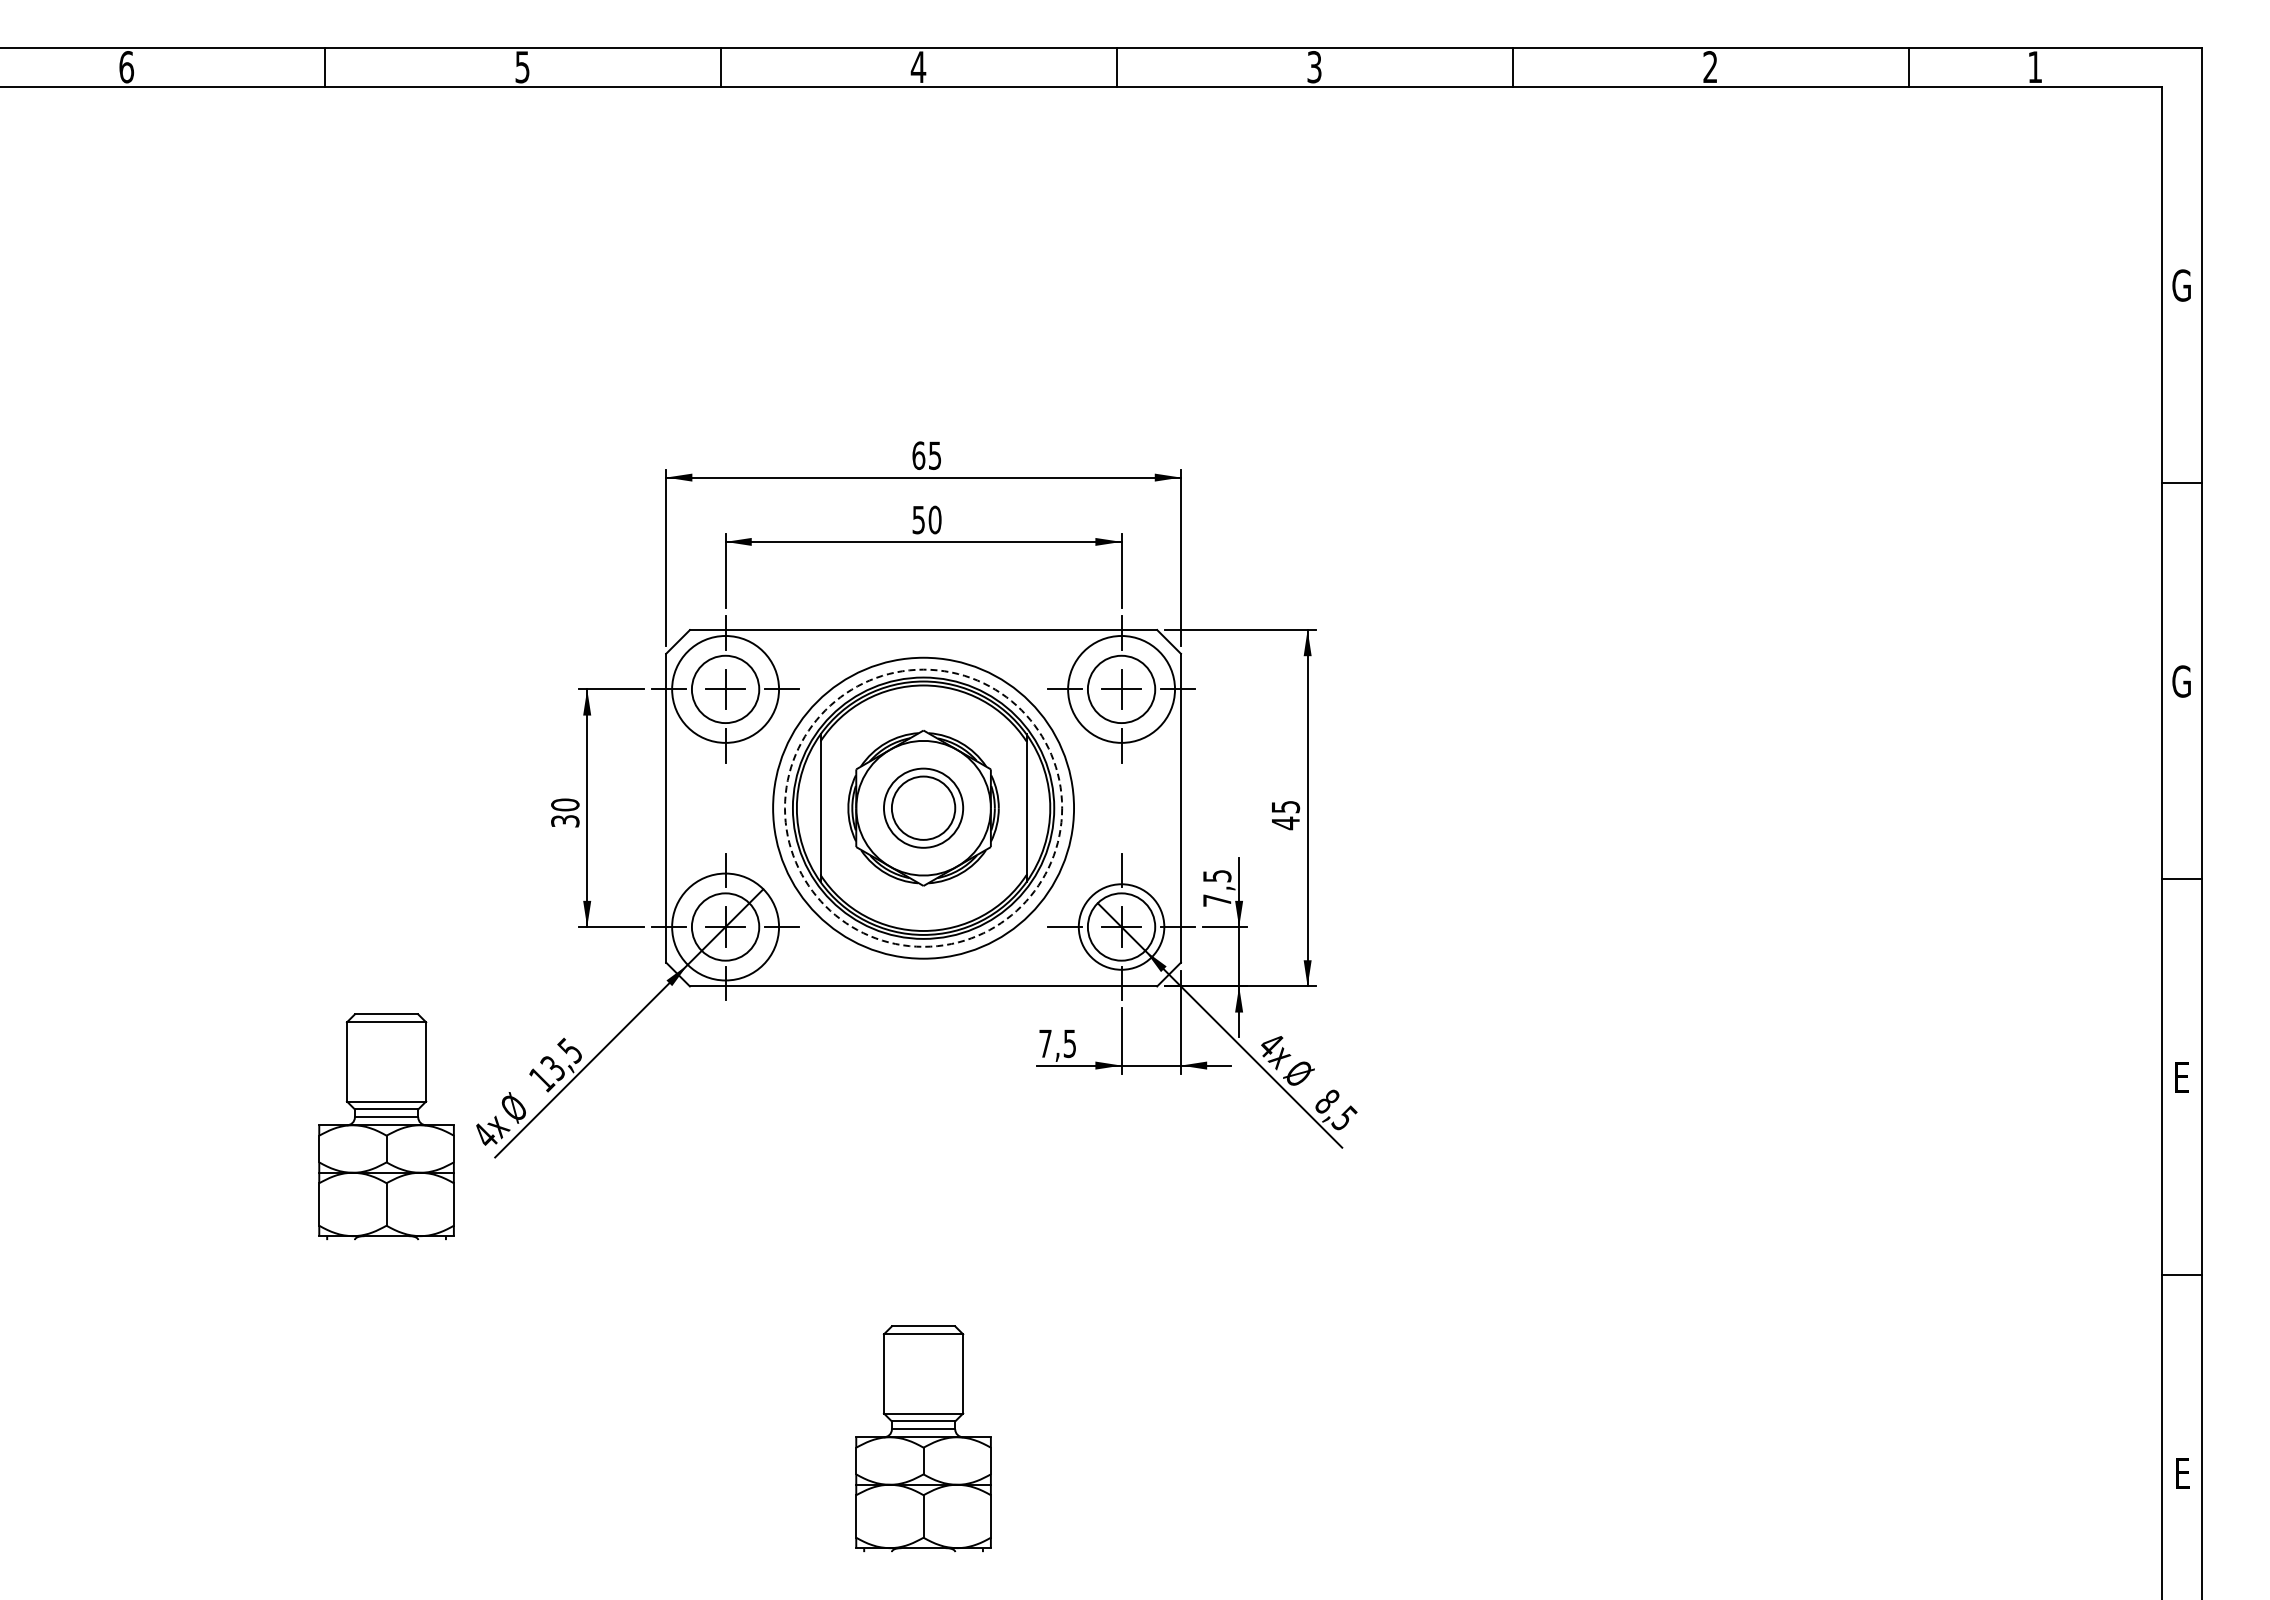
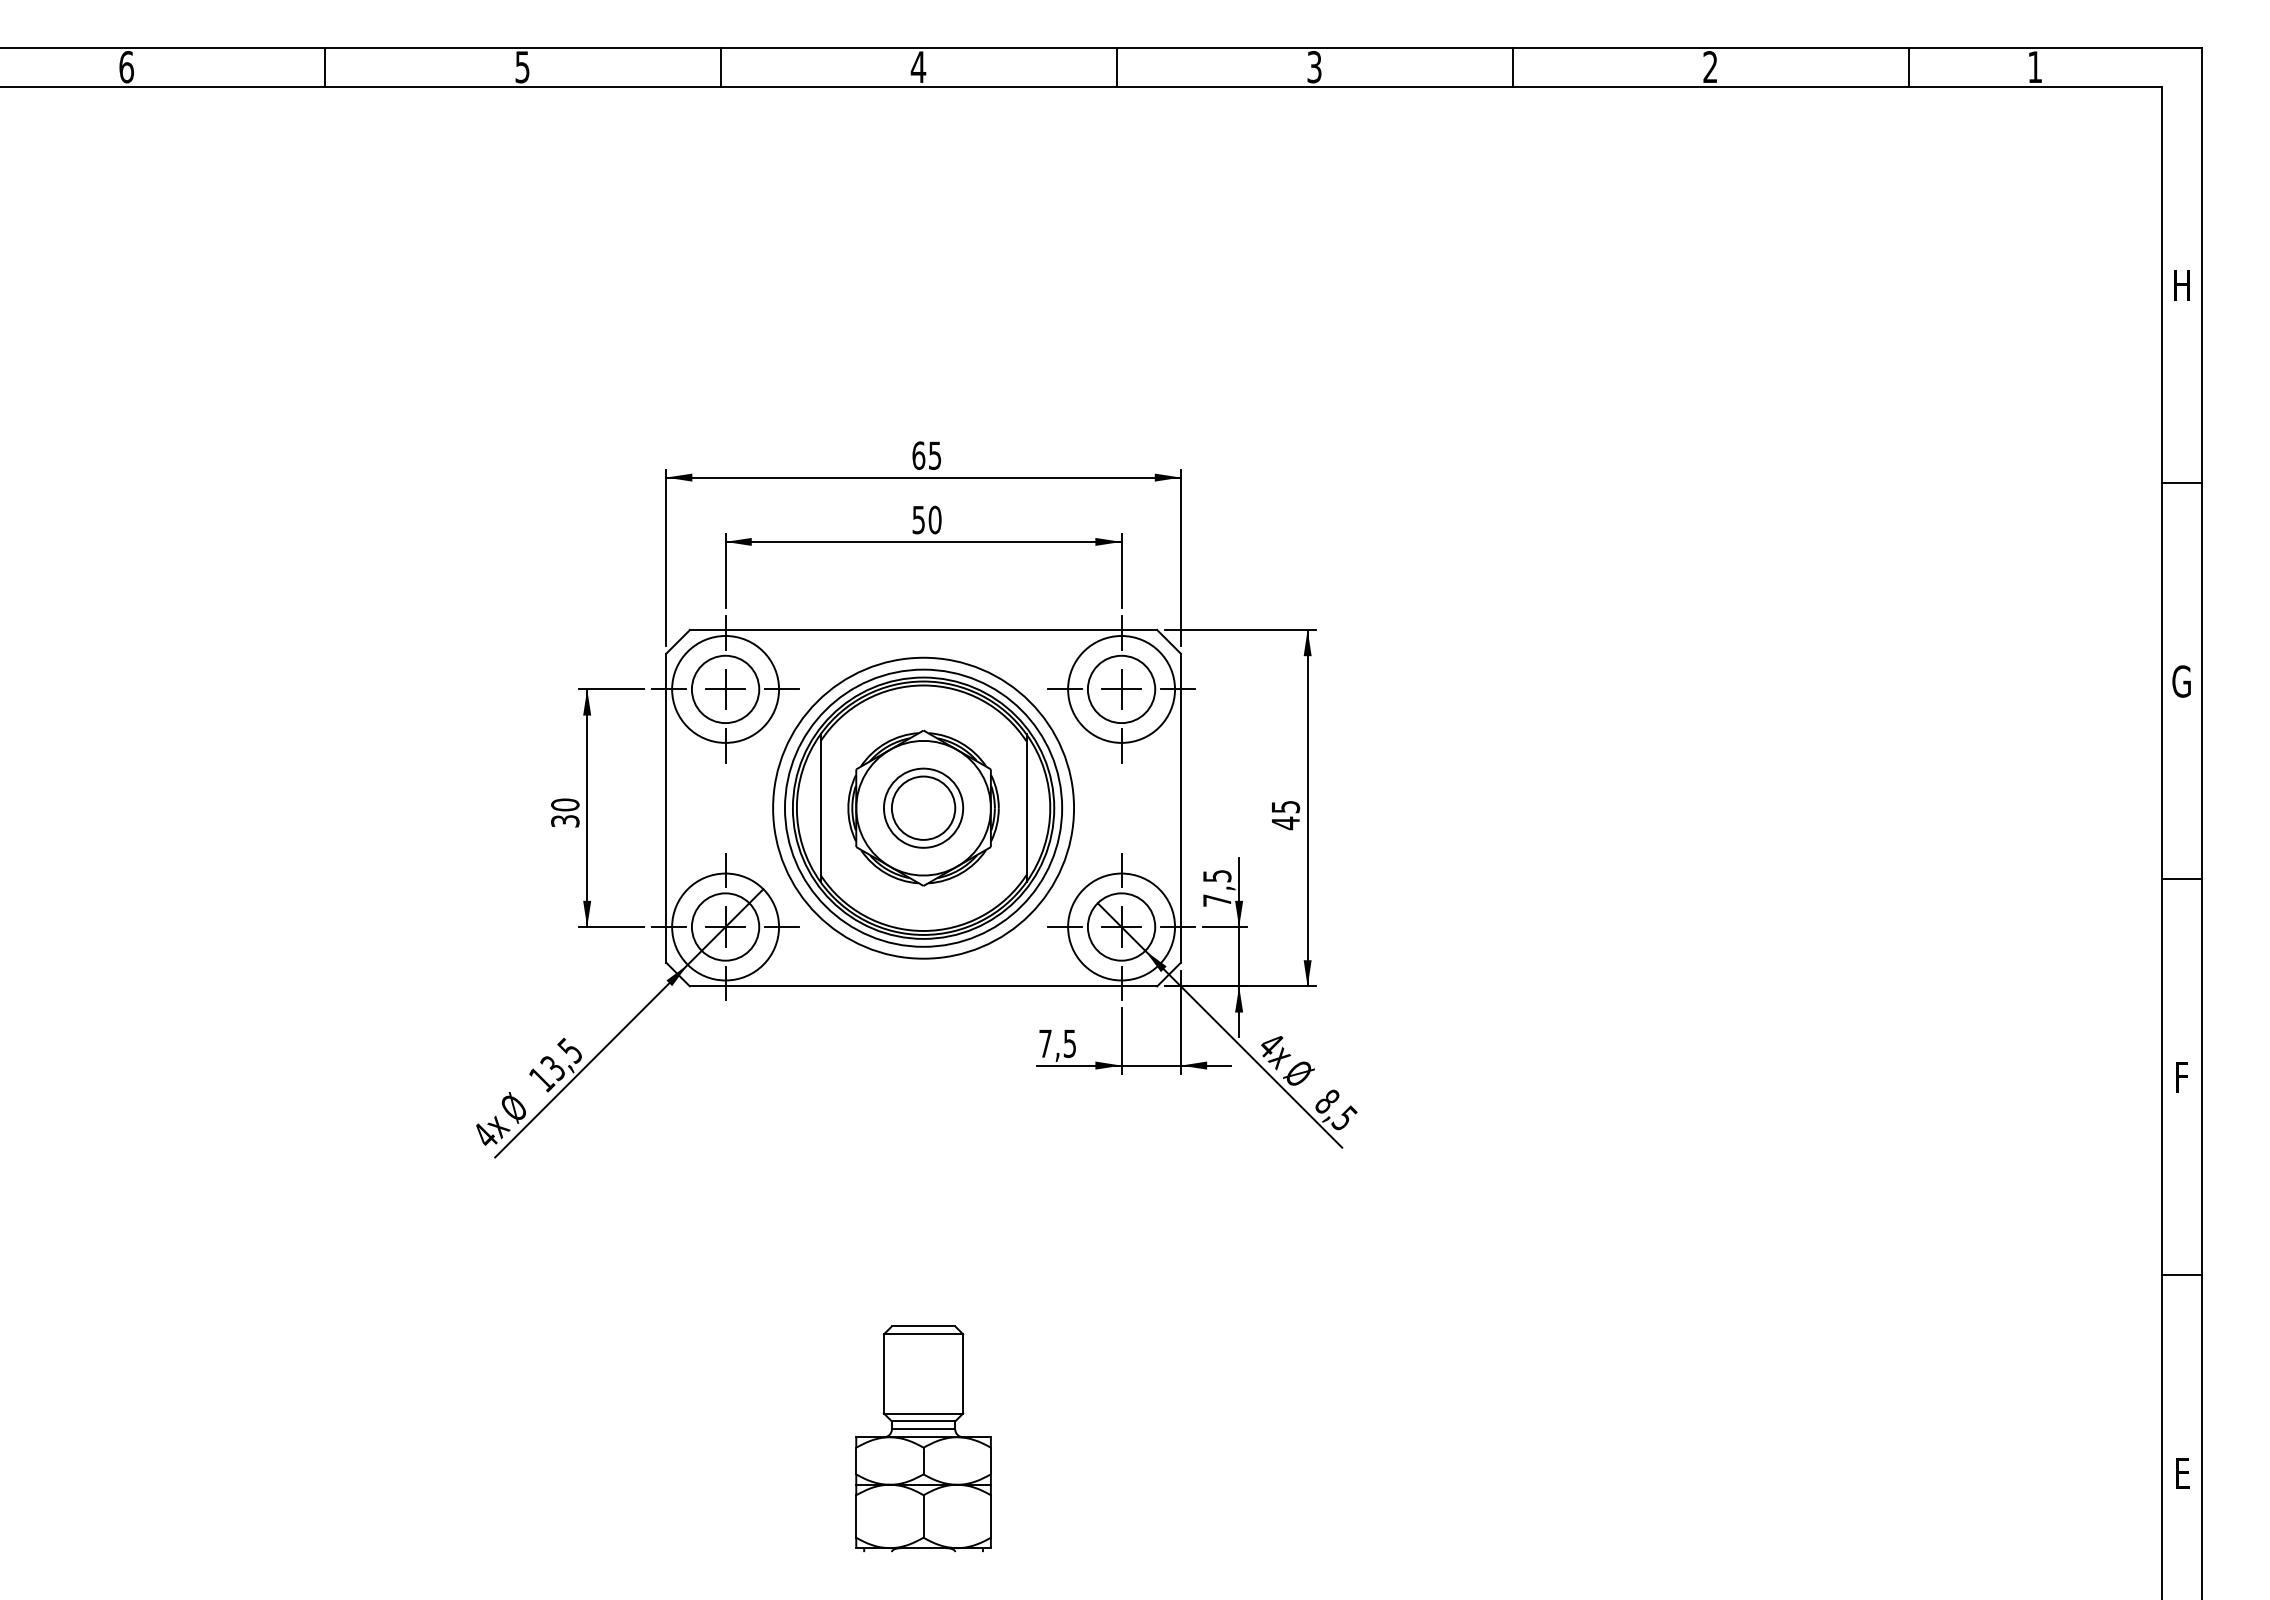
text: G -> H (2181, 285)
circle: dashed -> solid (923, 807)
circle diameter: 86 px -> 107 px (1121, 926)
text: E -> F (2181, 1077)
part: present -> none (386, 1126)
